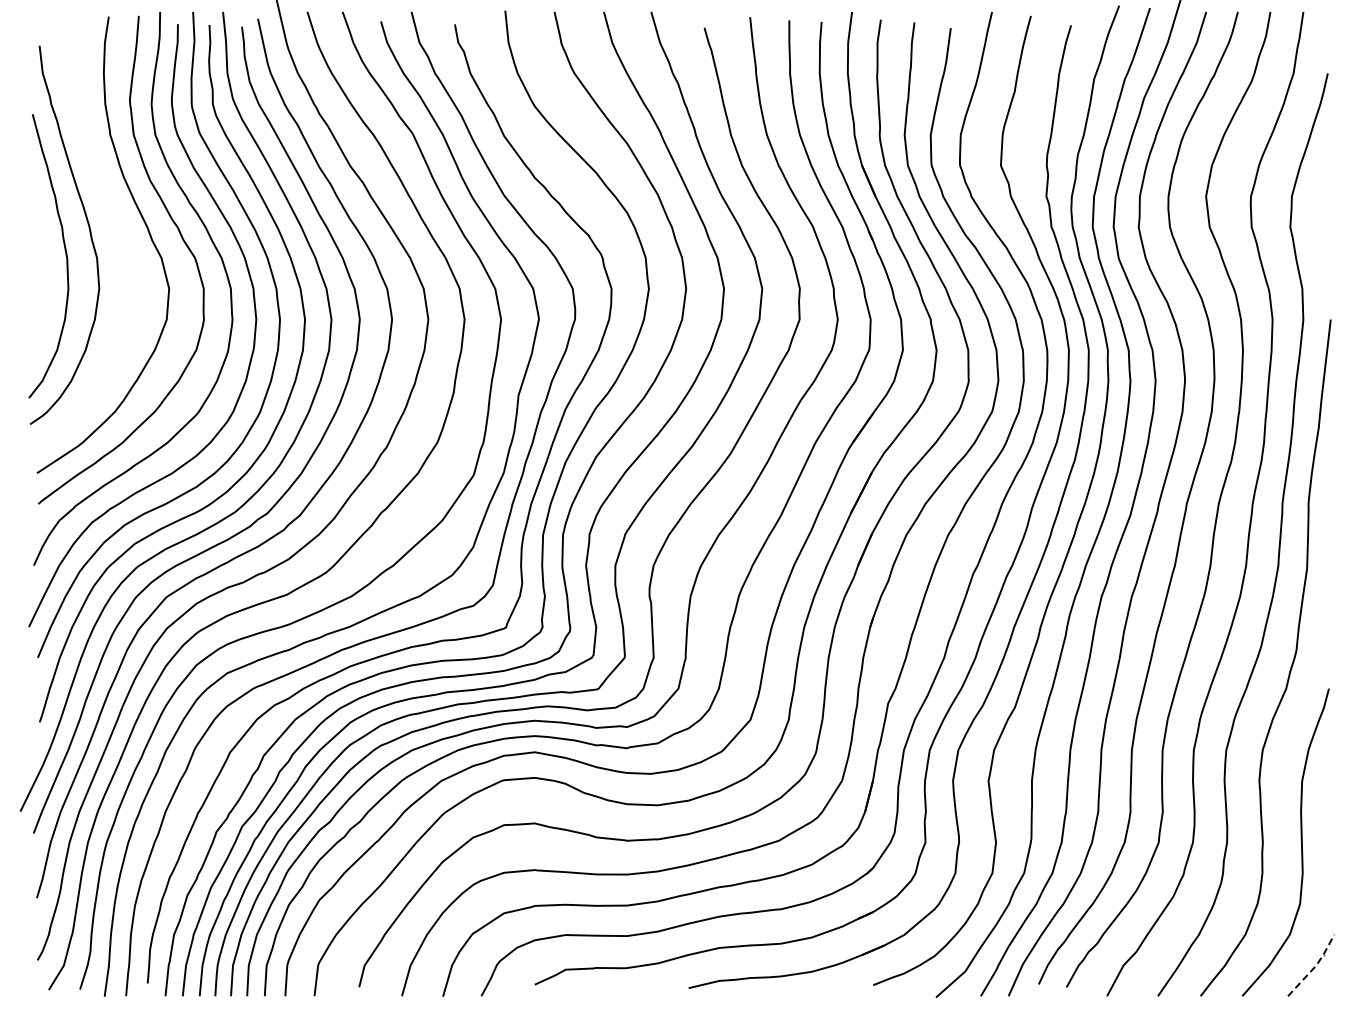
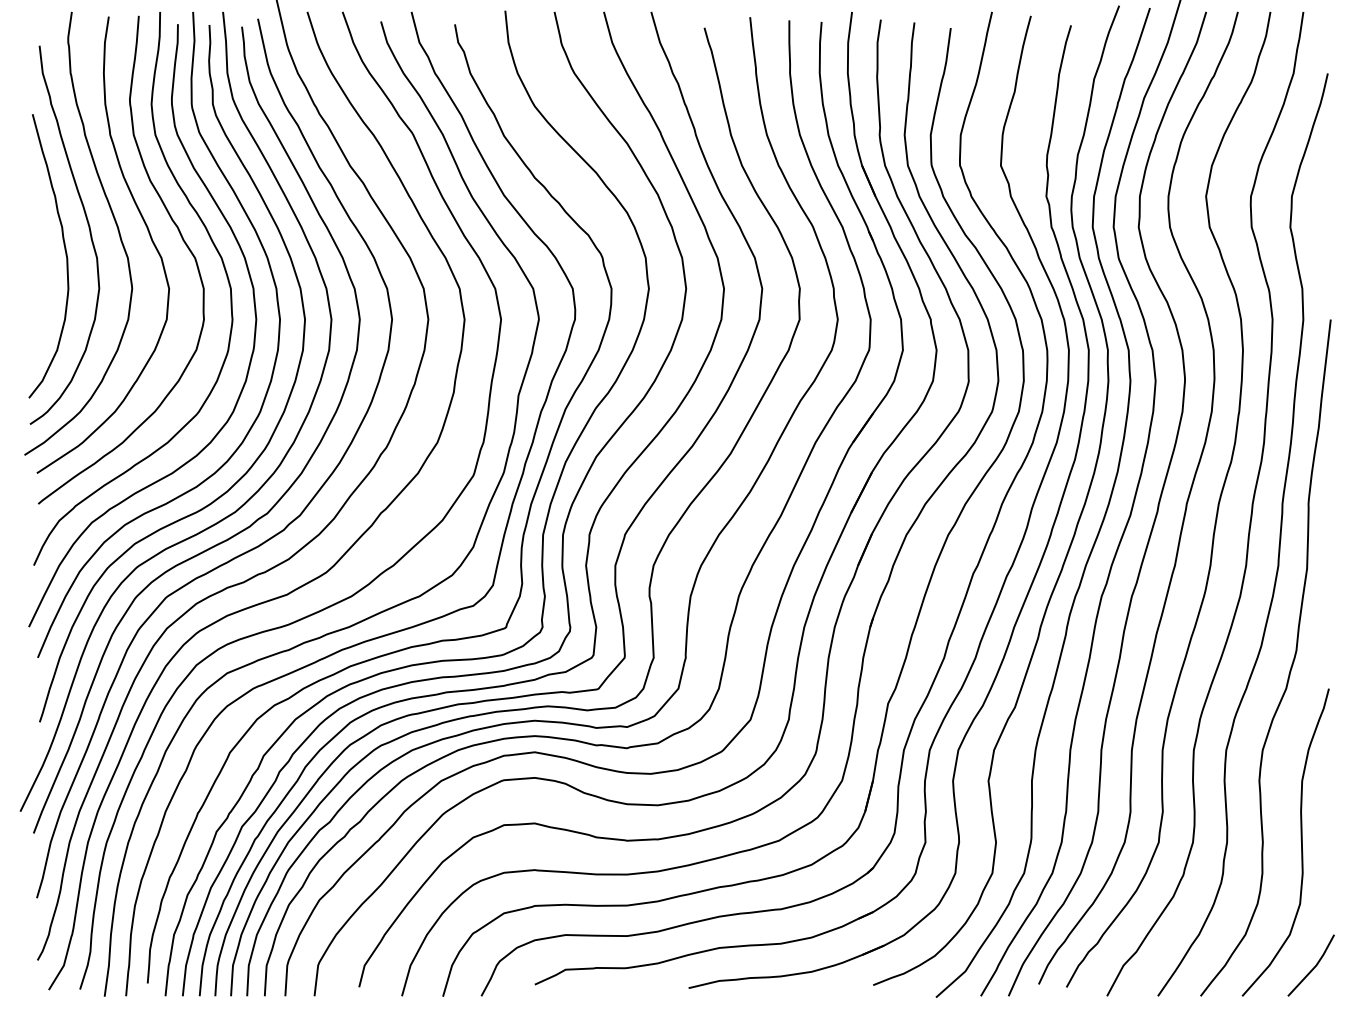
curve: none -> present (114, 221)
line: dashed -> solid (1315, 966)
